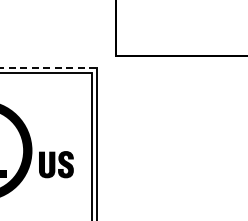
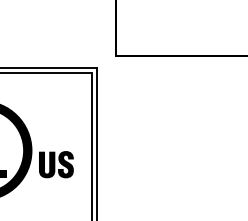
line: dashed -> solid (49, 68)
